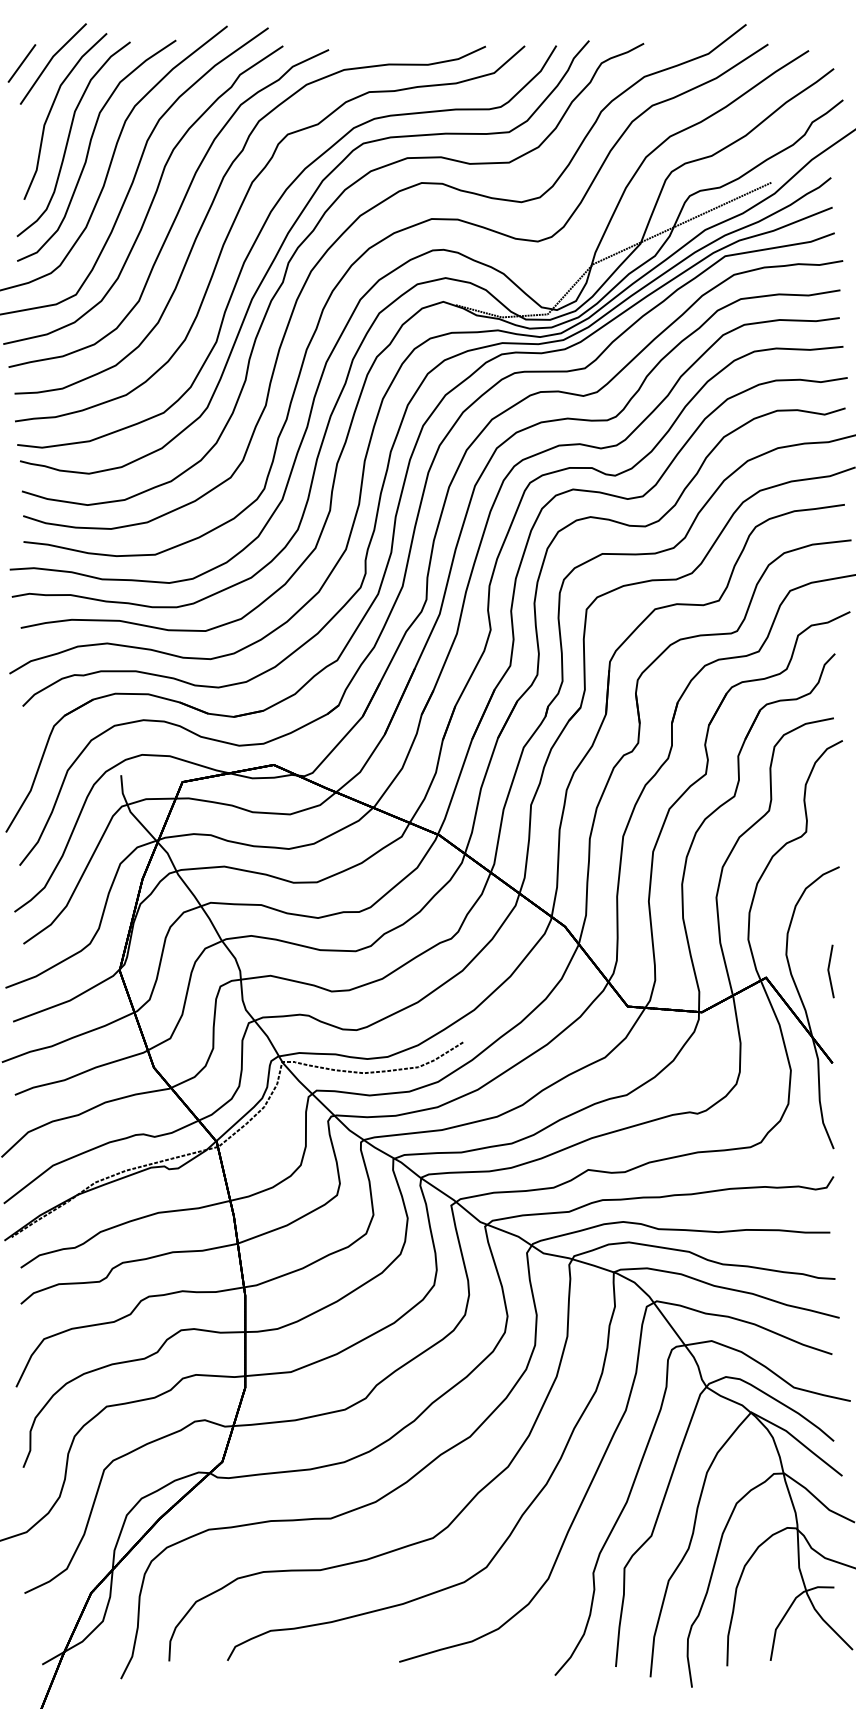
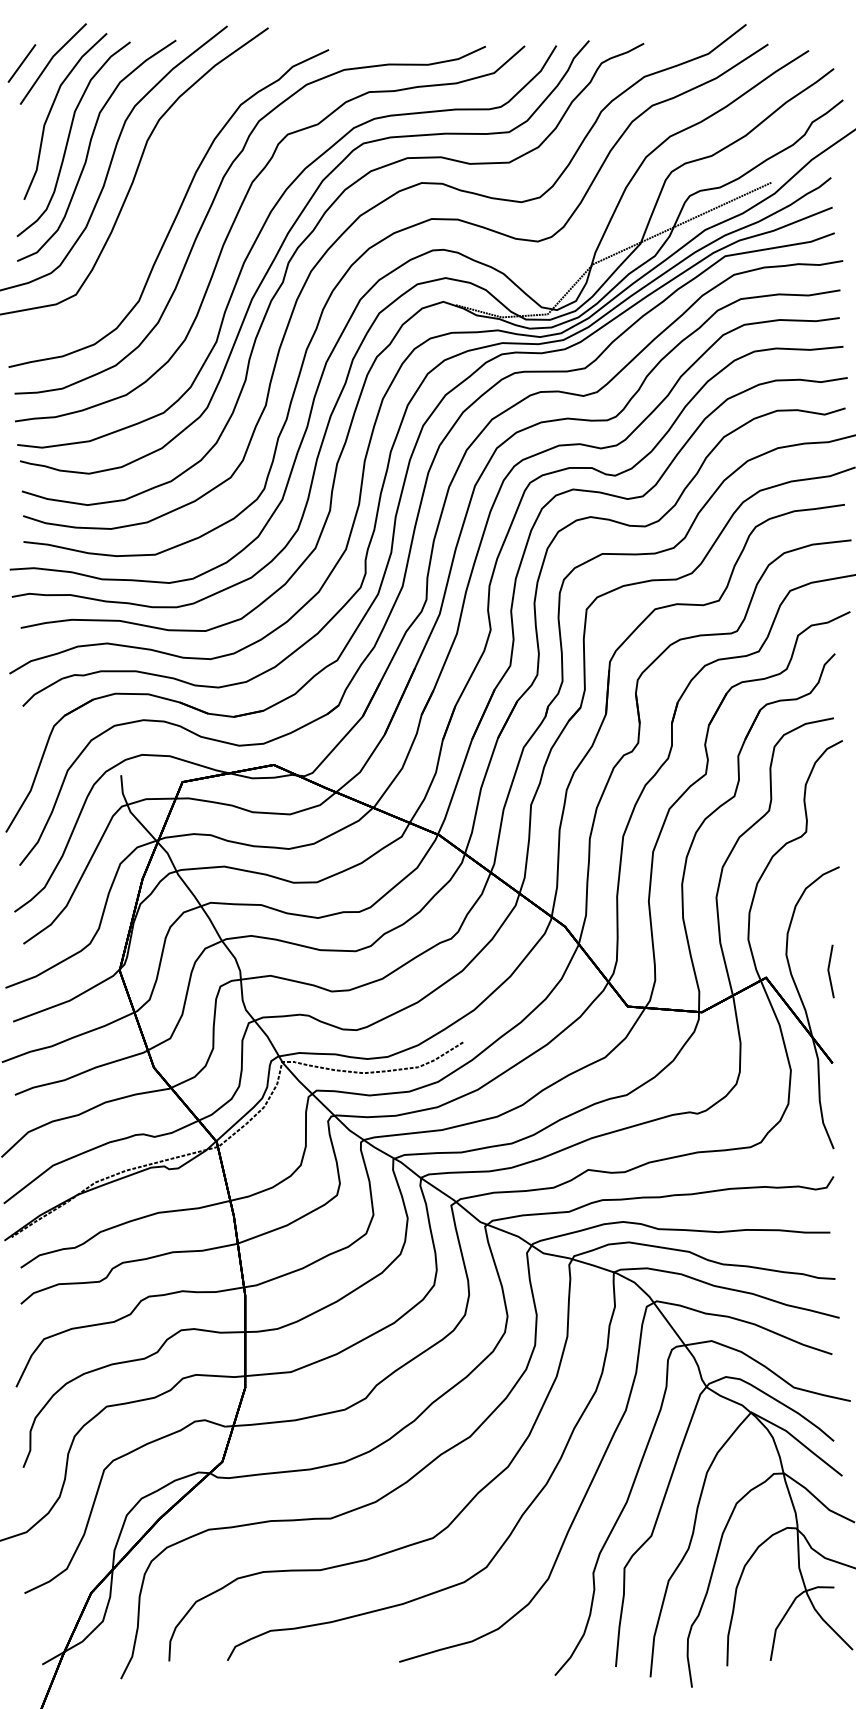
curve: present -> none (152, 198)
